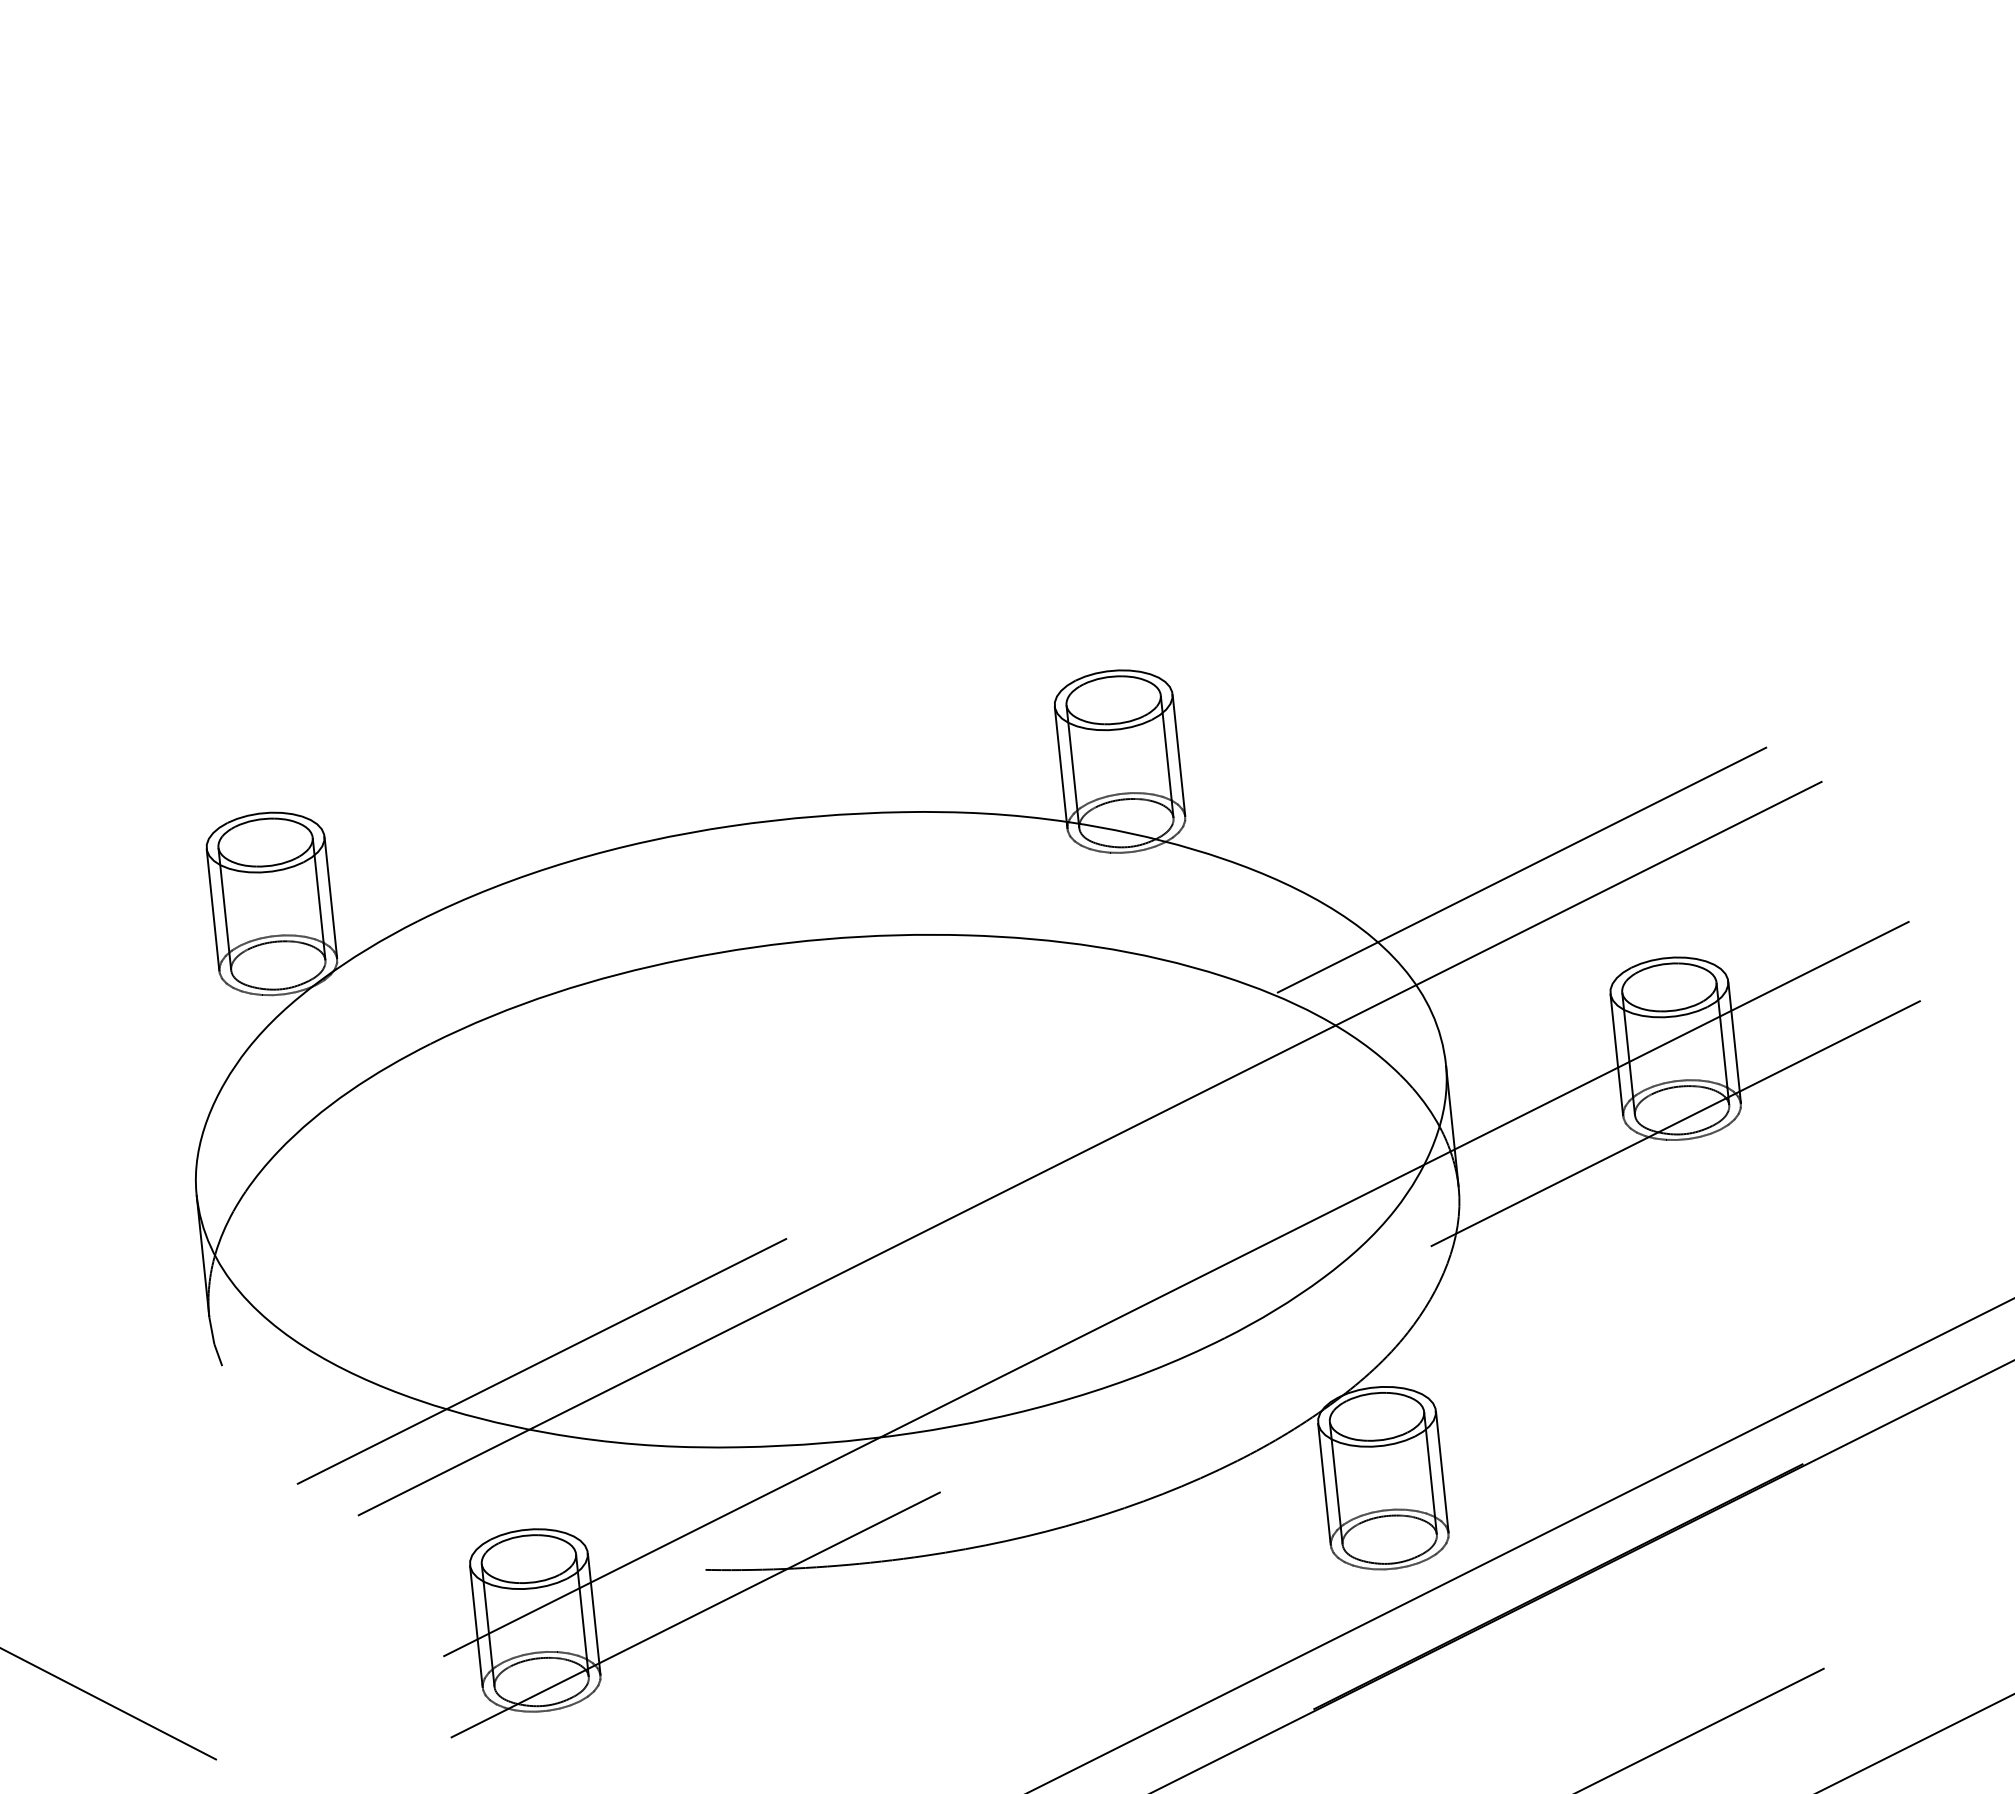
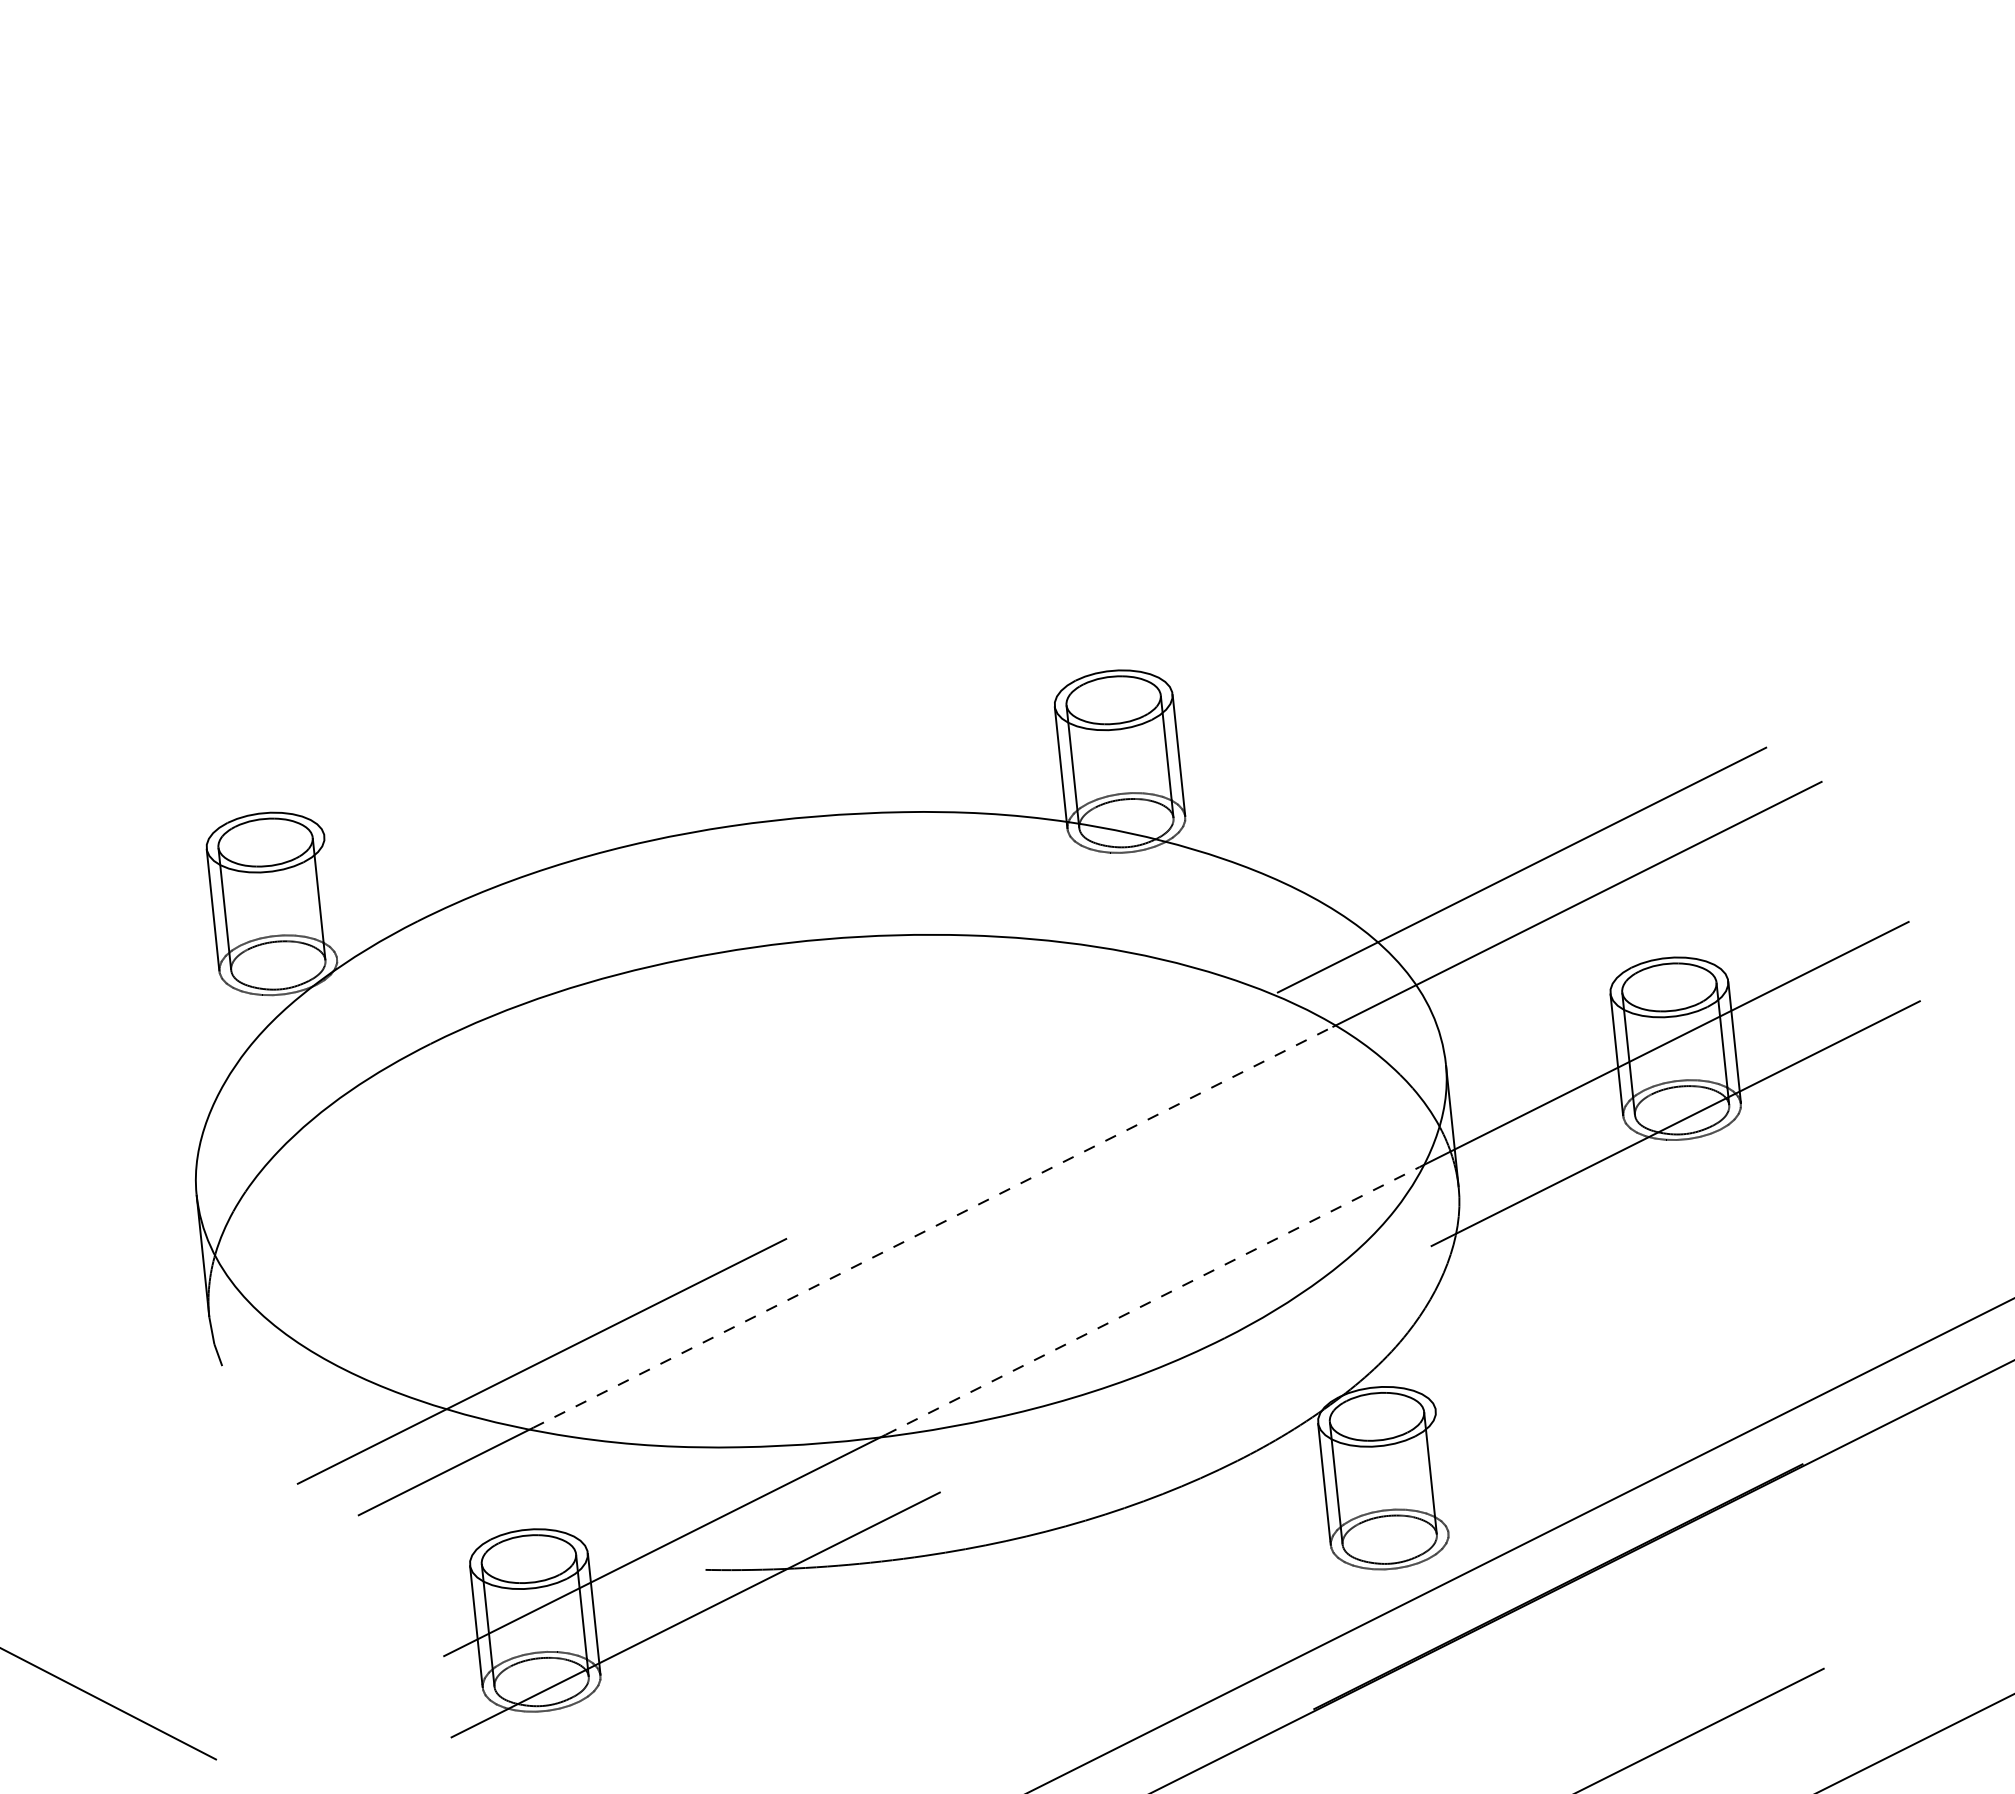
line: present -> none (330, 897)
line: solid -> dashed (932, 1227)
line: solid -> dashed (1152, 1300)
line: present -> none (1441, 1471)
